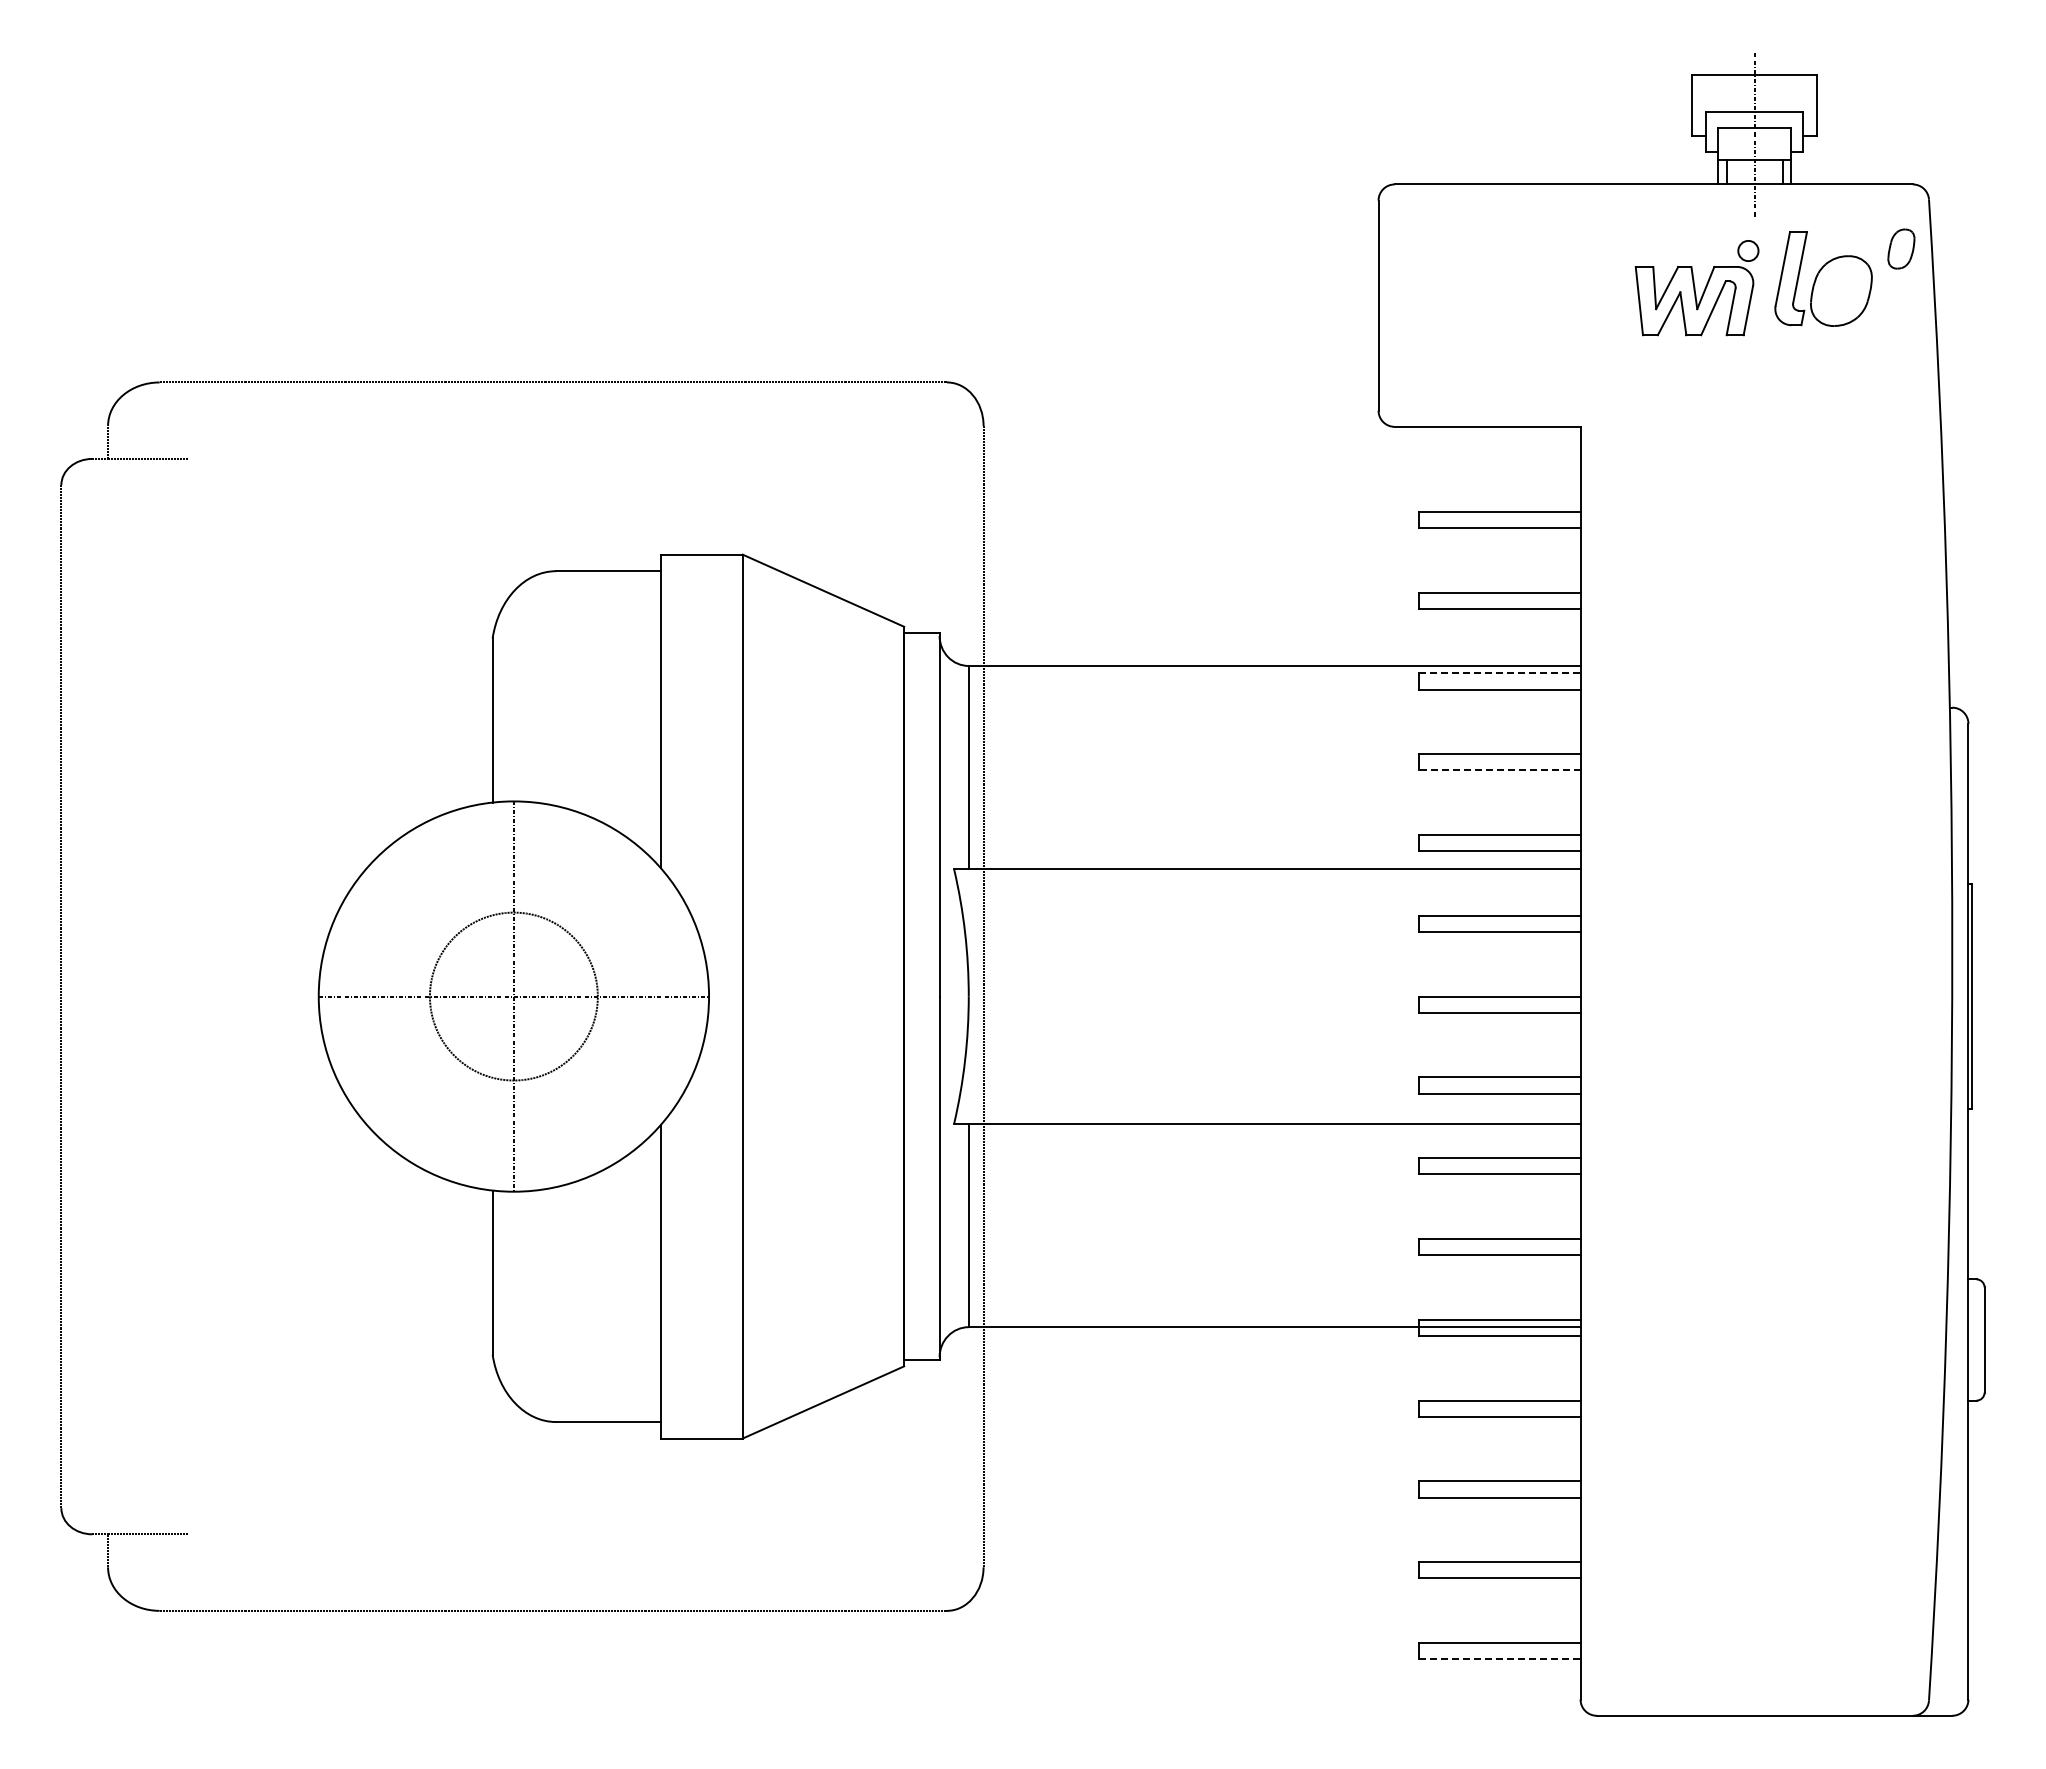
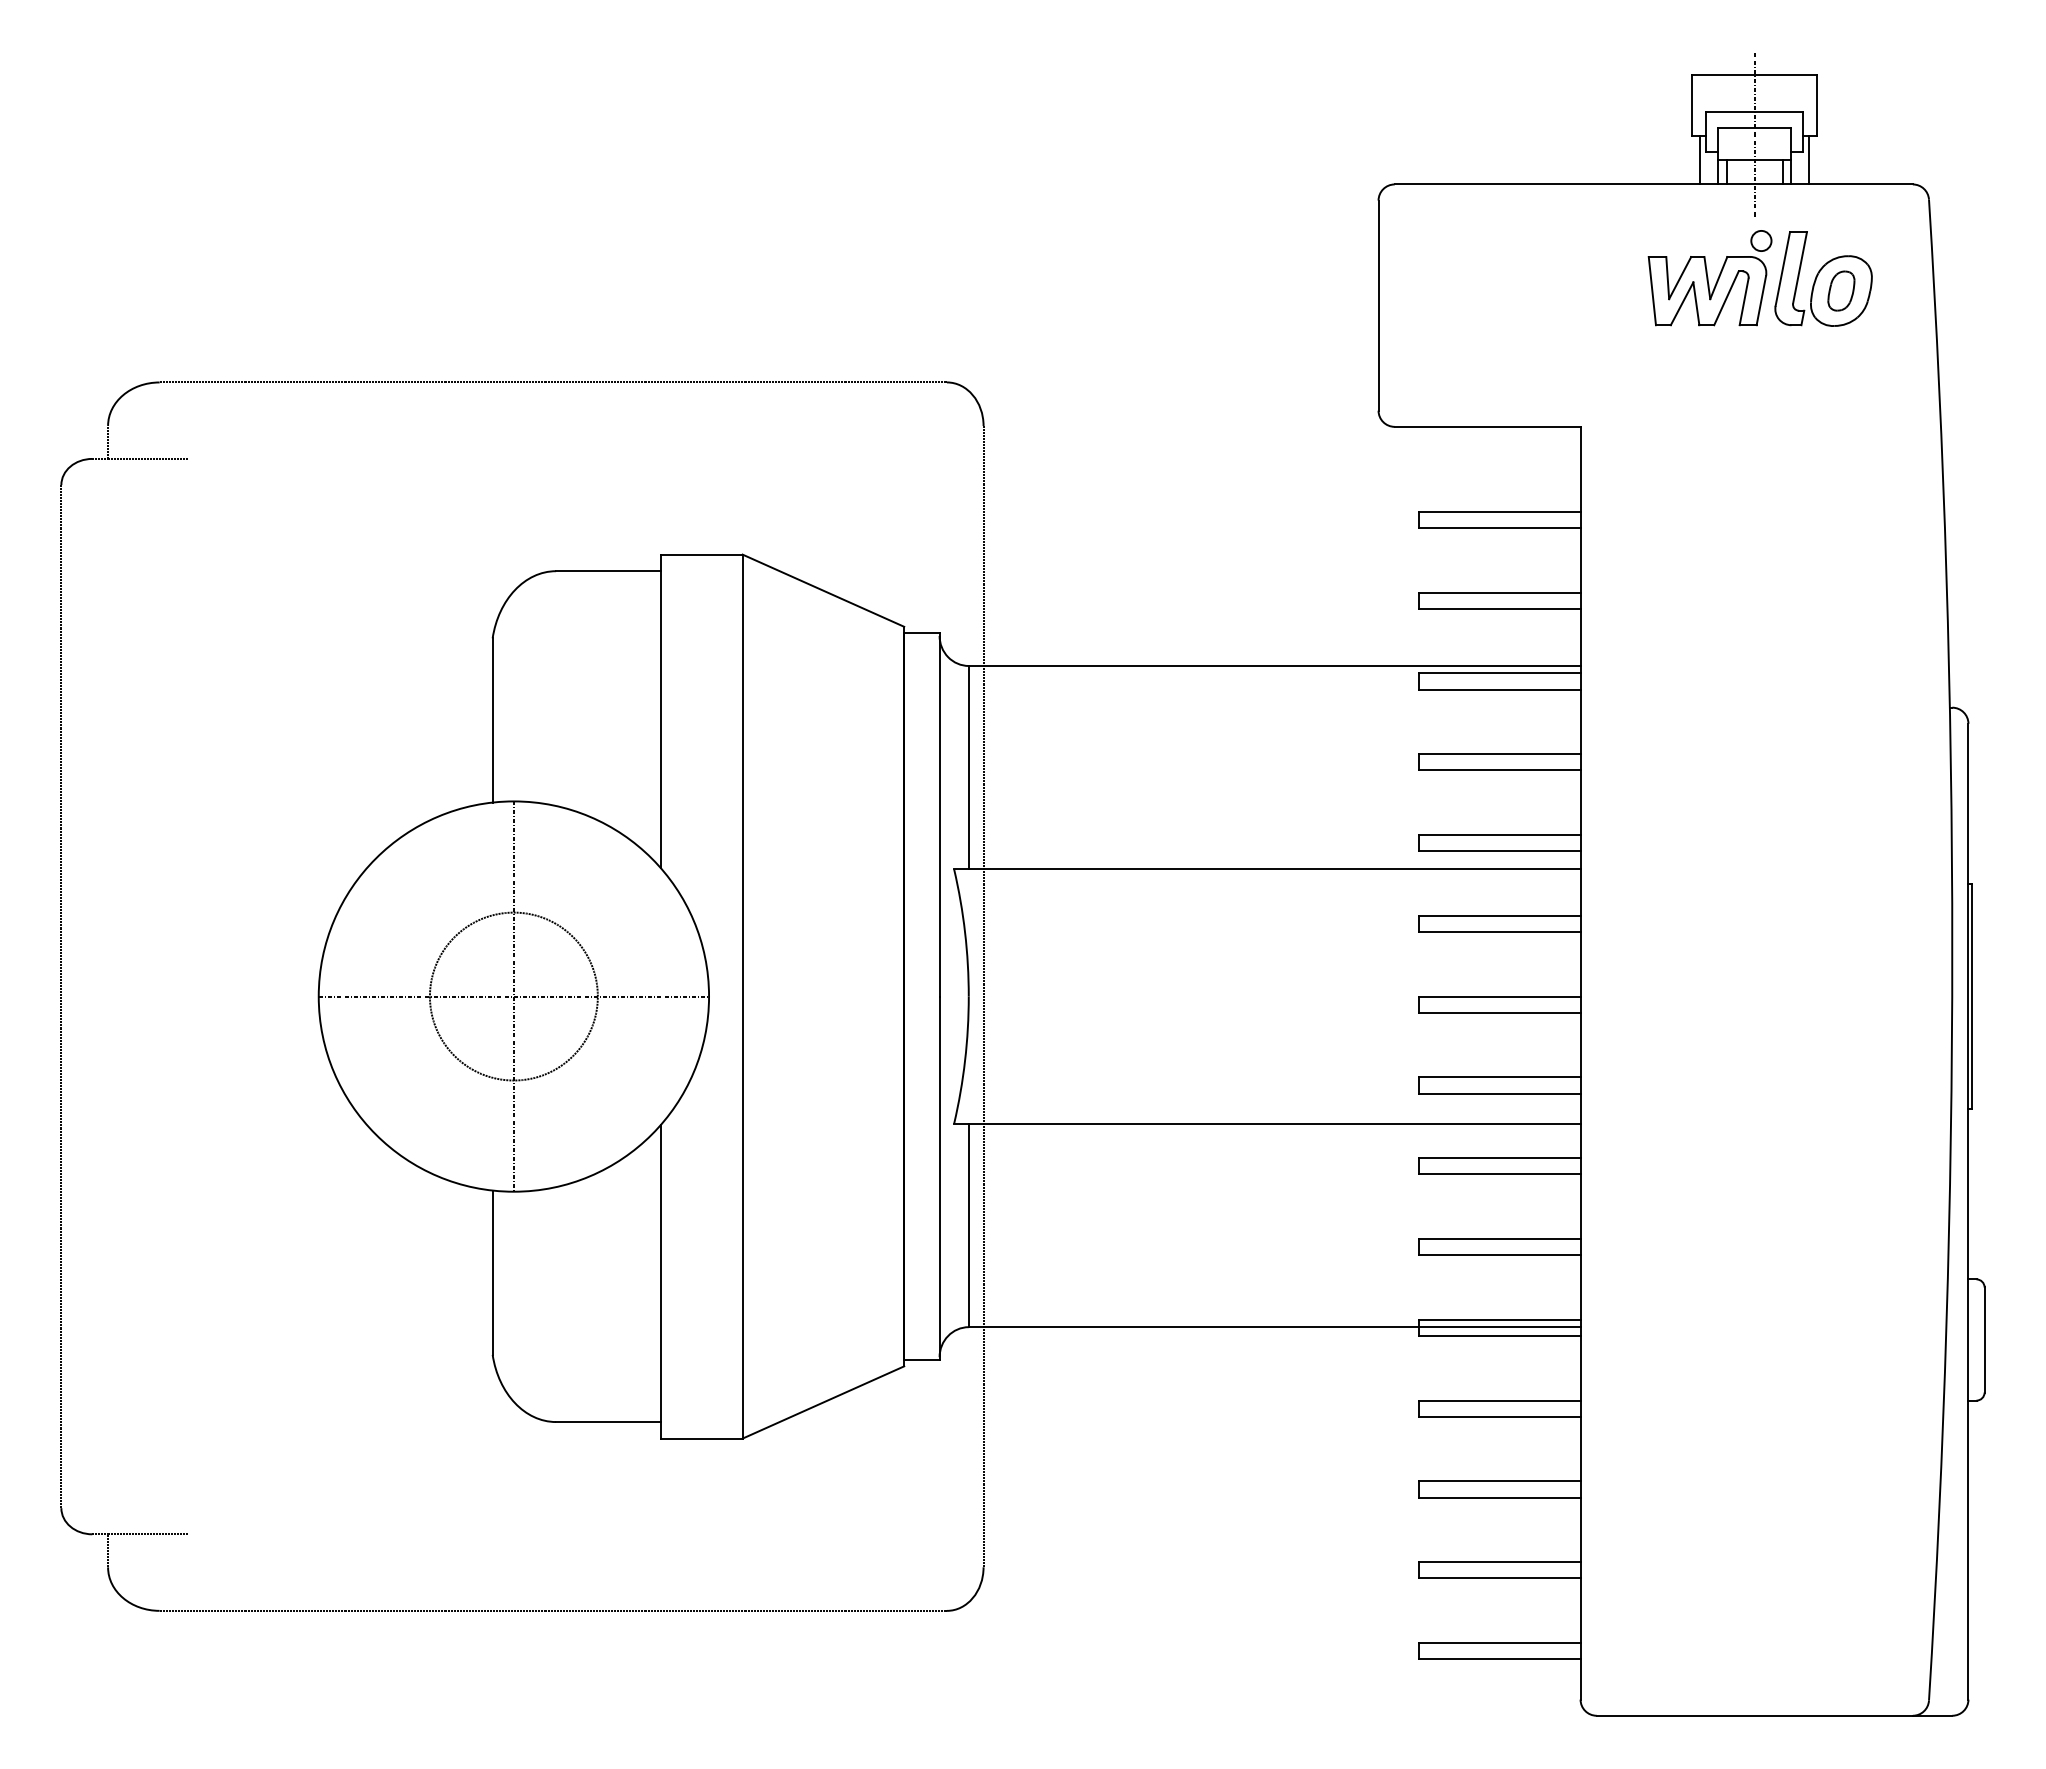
line: none -> present (1700, 159)
line: none -> present (1809, 159)
part position: (1901, 248) -> (1841, 290) (1841, 290)
part position: (1696, 288) -> (1709, 278) (1709, 278)
line: dashed -> solid (1499, 673)
line: dashed -> solid (1499, 770)
line: dashed -> solid (1499, 1659)
